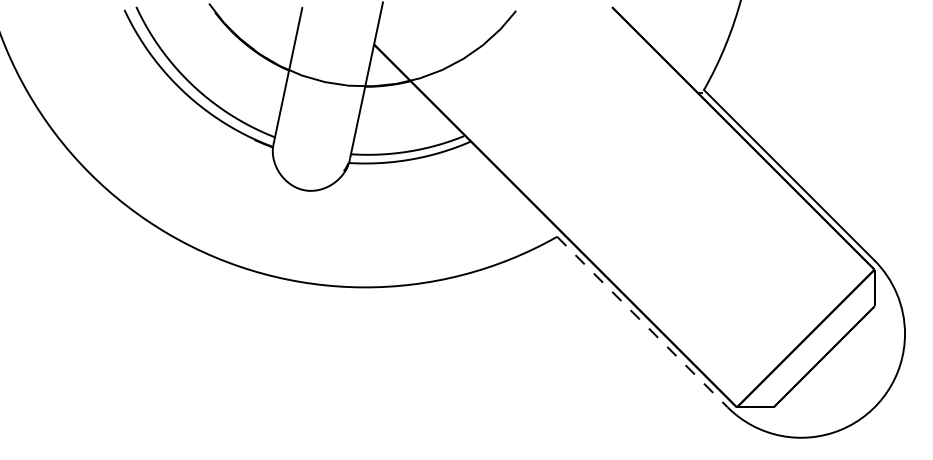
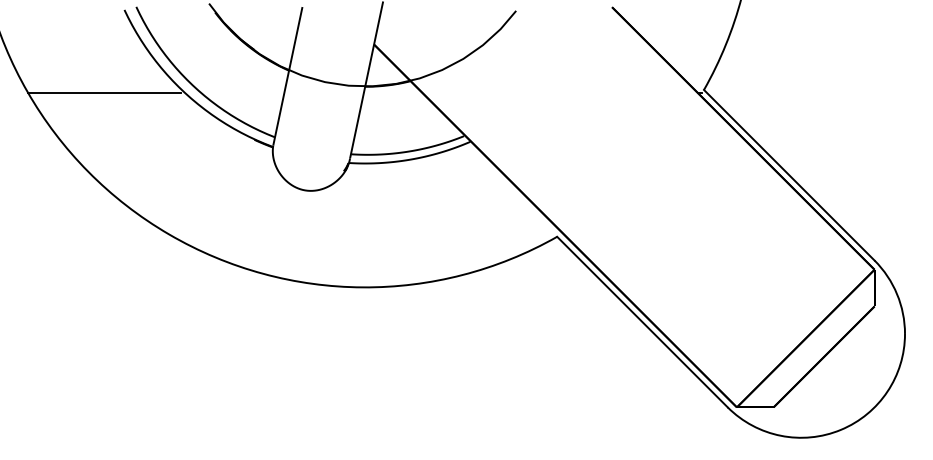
line: none -> present (104, 92)
line: dashed -> solid (642, 322)
